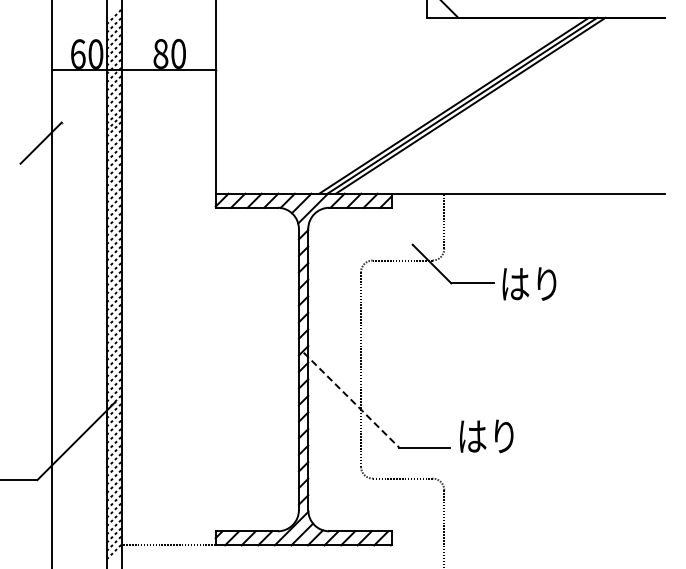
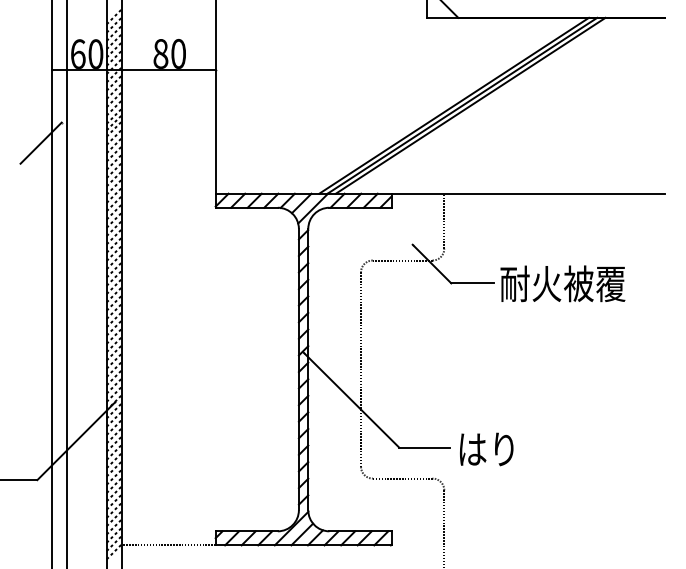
line: none -> present (66, 283)
text: はり -> 耐火被覆 (562, 283)
line: dashed -> solid (351, 400)
text position: (486, 436) -> (486, 449) (486, 449)
